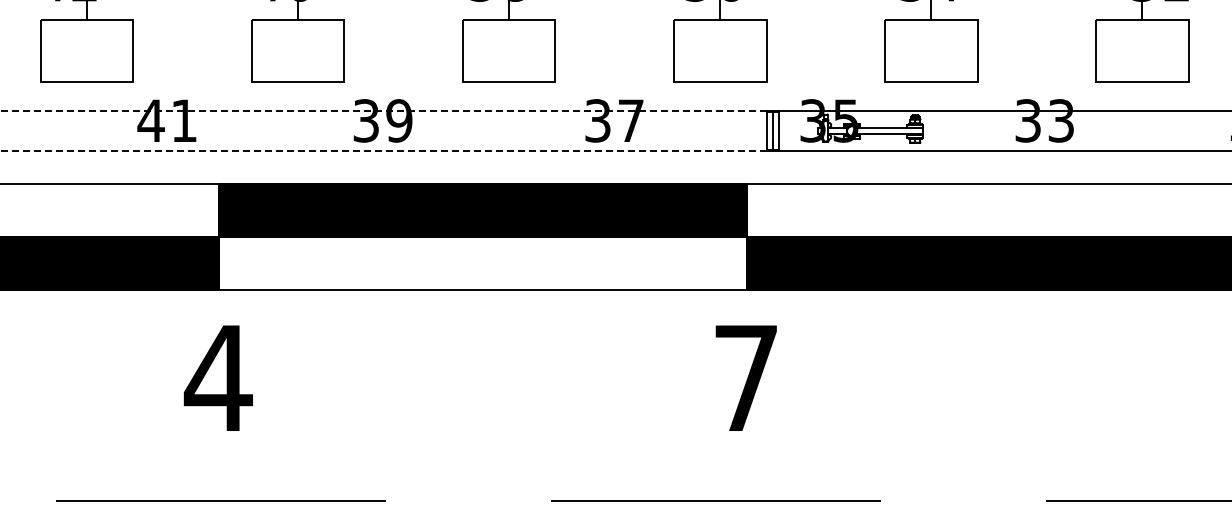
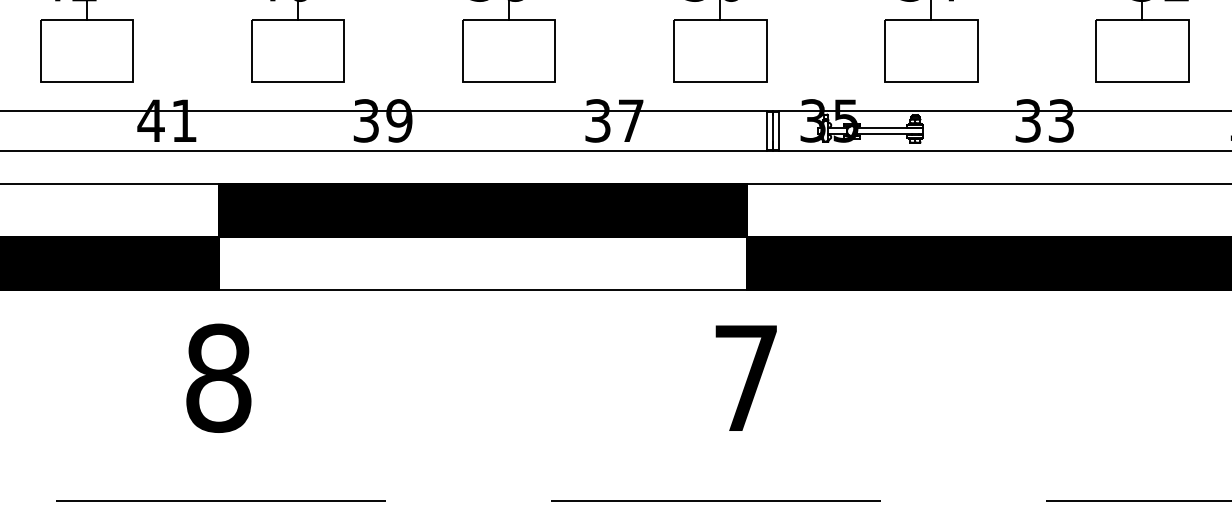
line: dashed -> solid (383, 111)
line: dashed -> solid (383, 151)
text: 4 -> 8 (217, 377)
